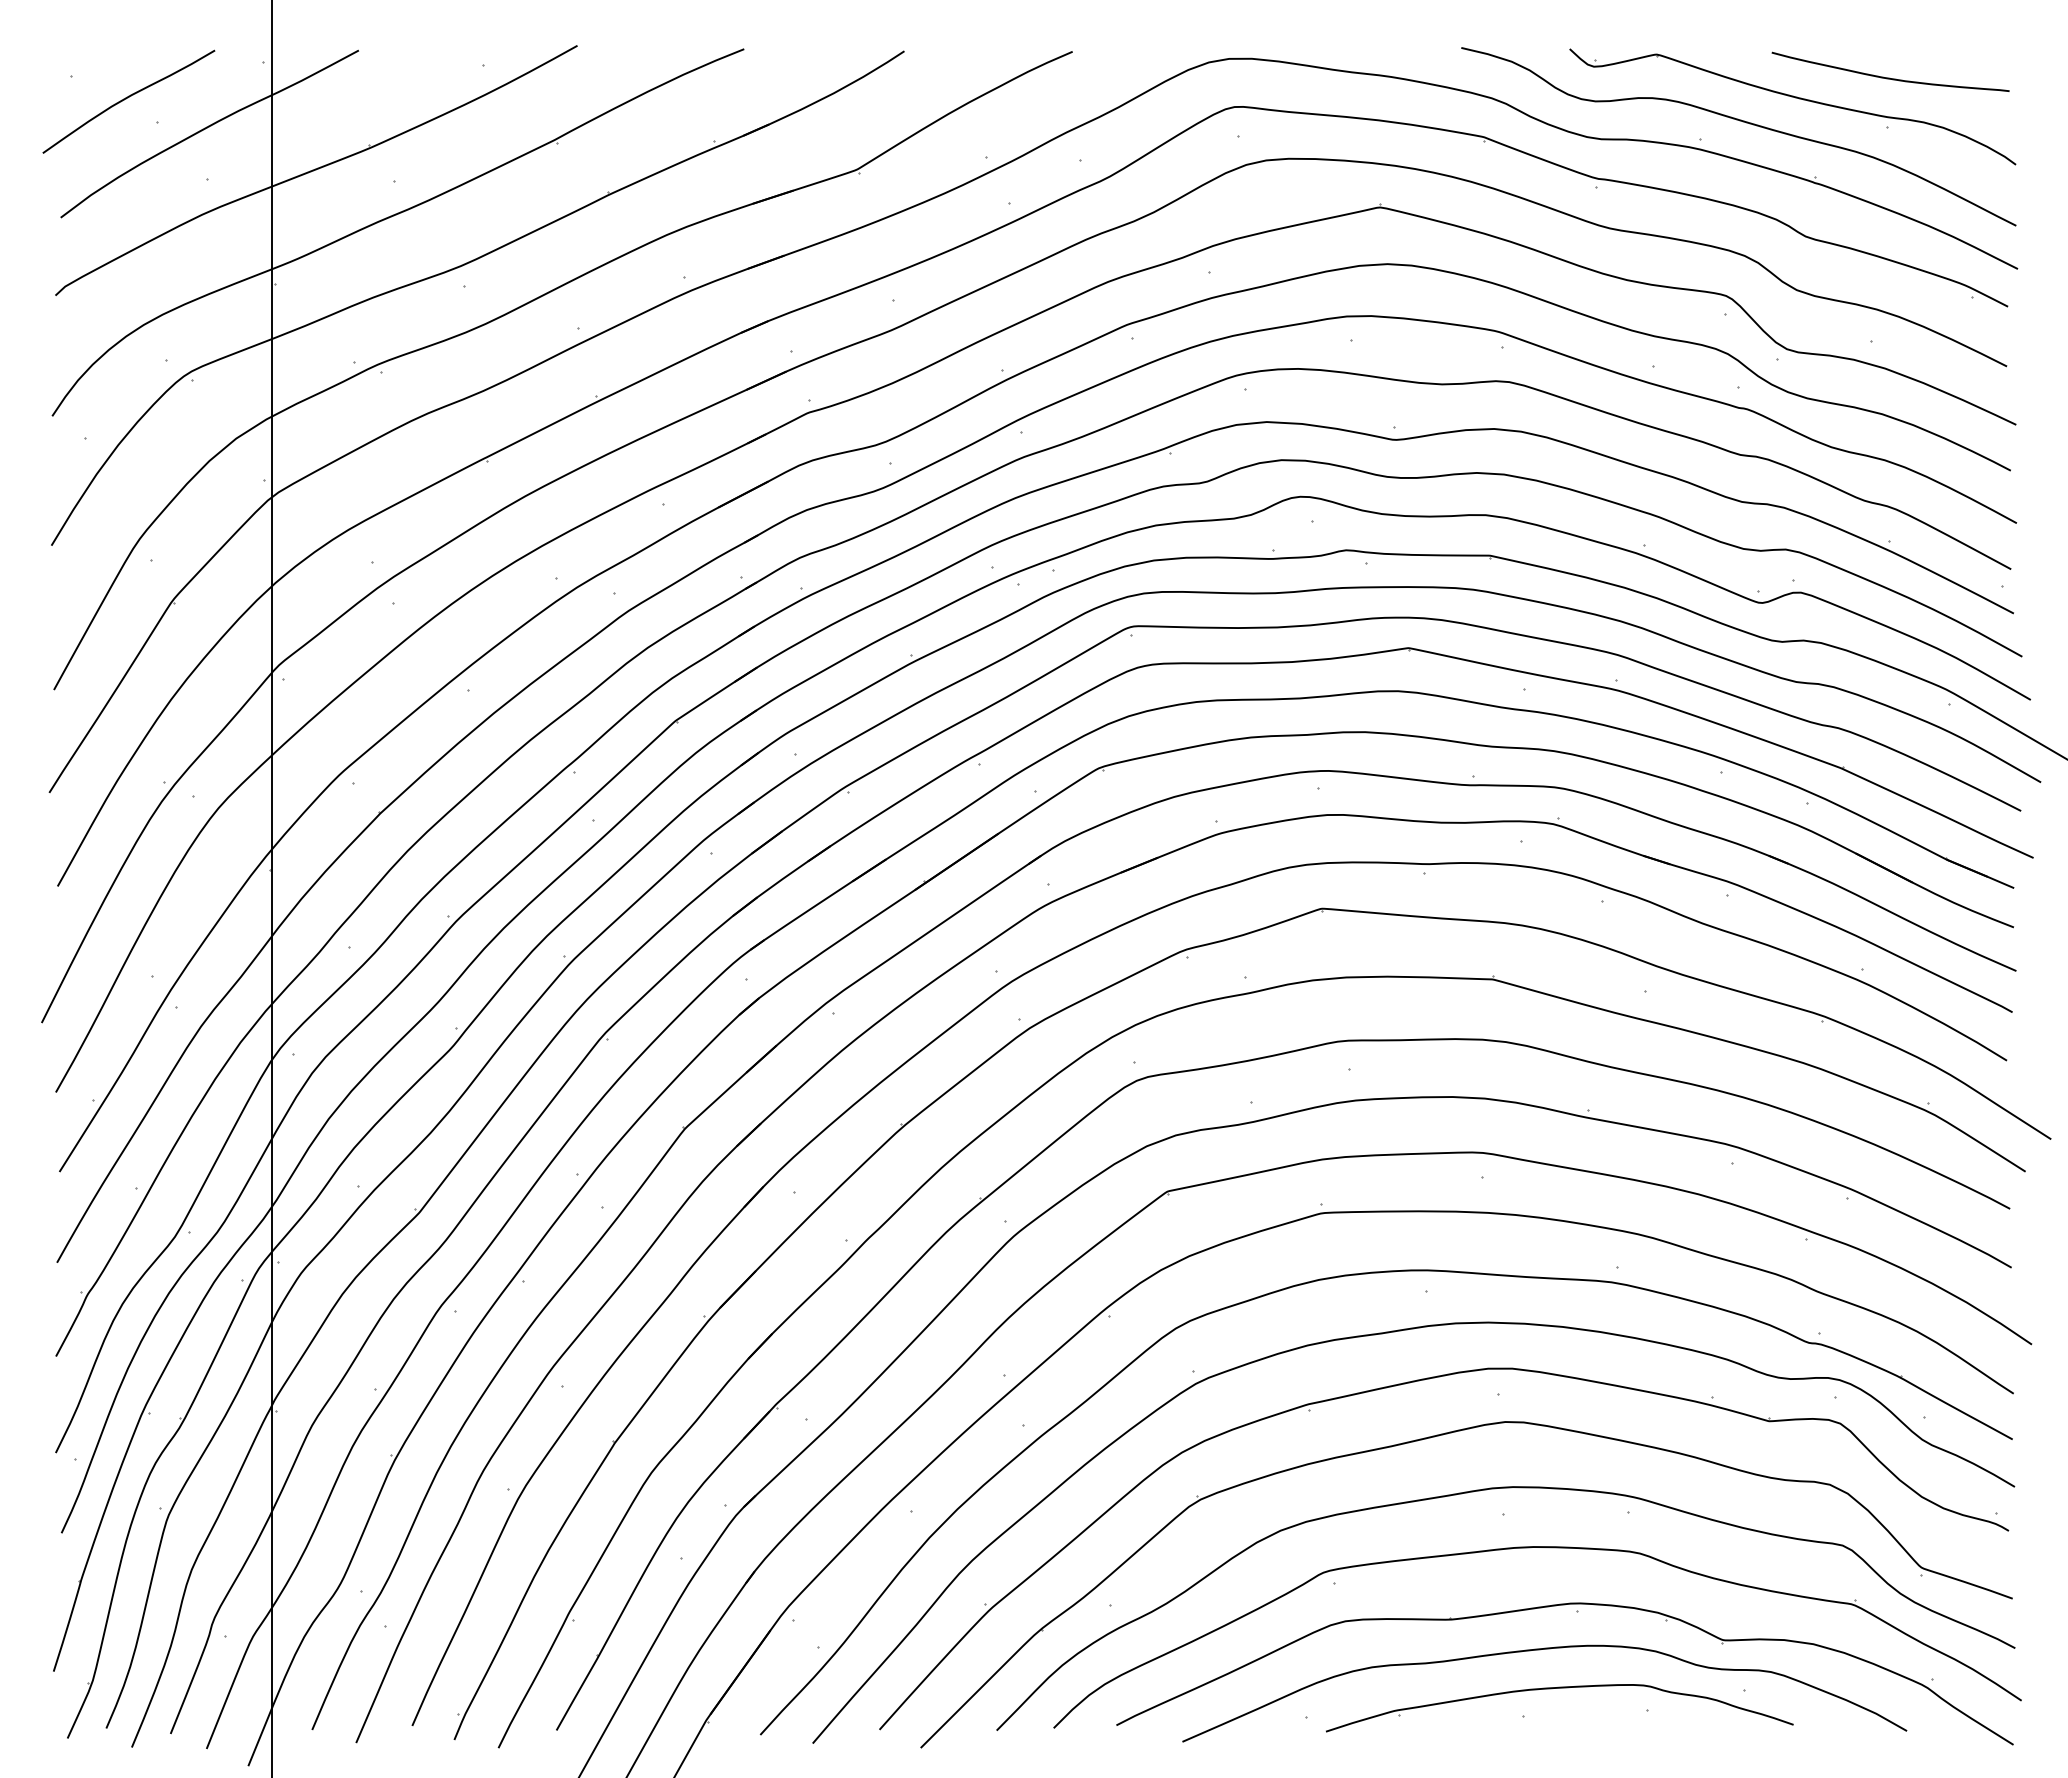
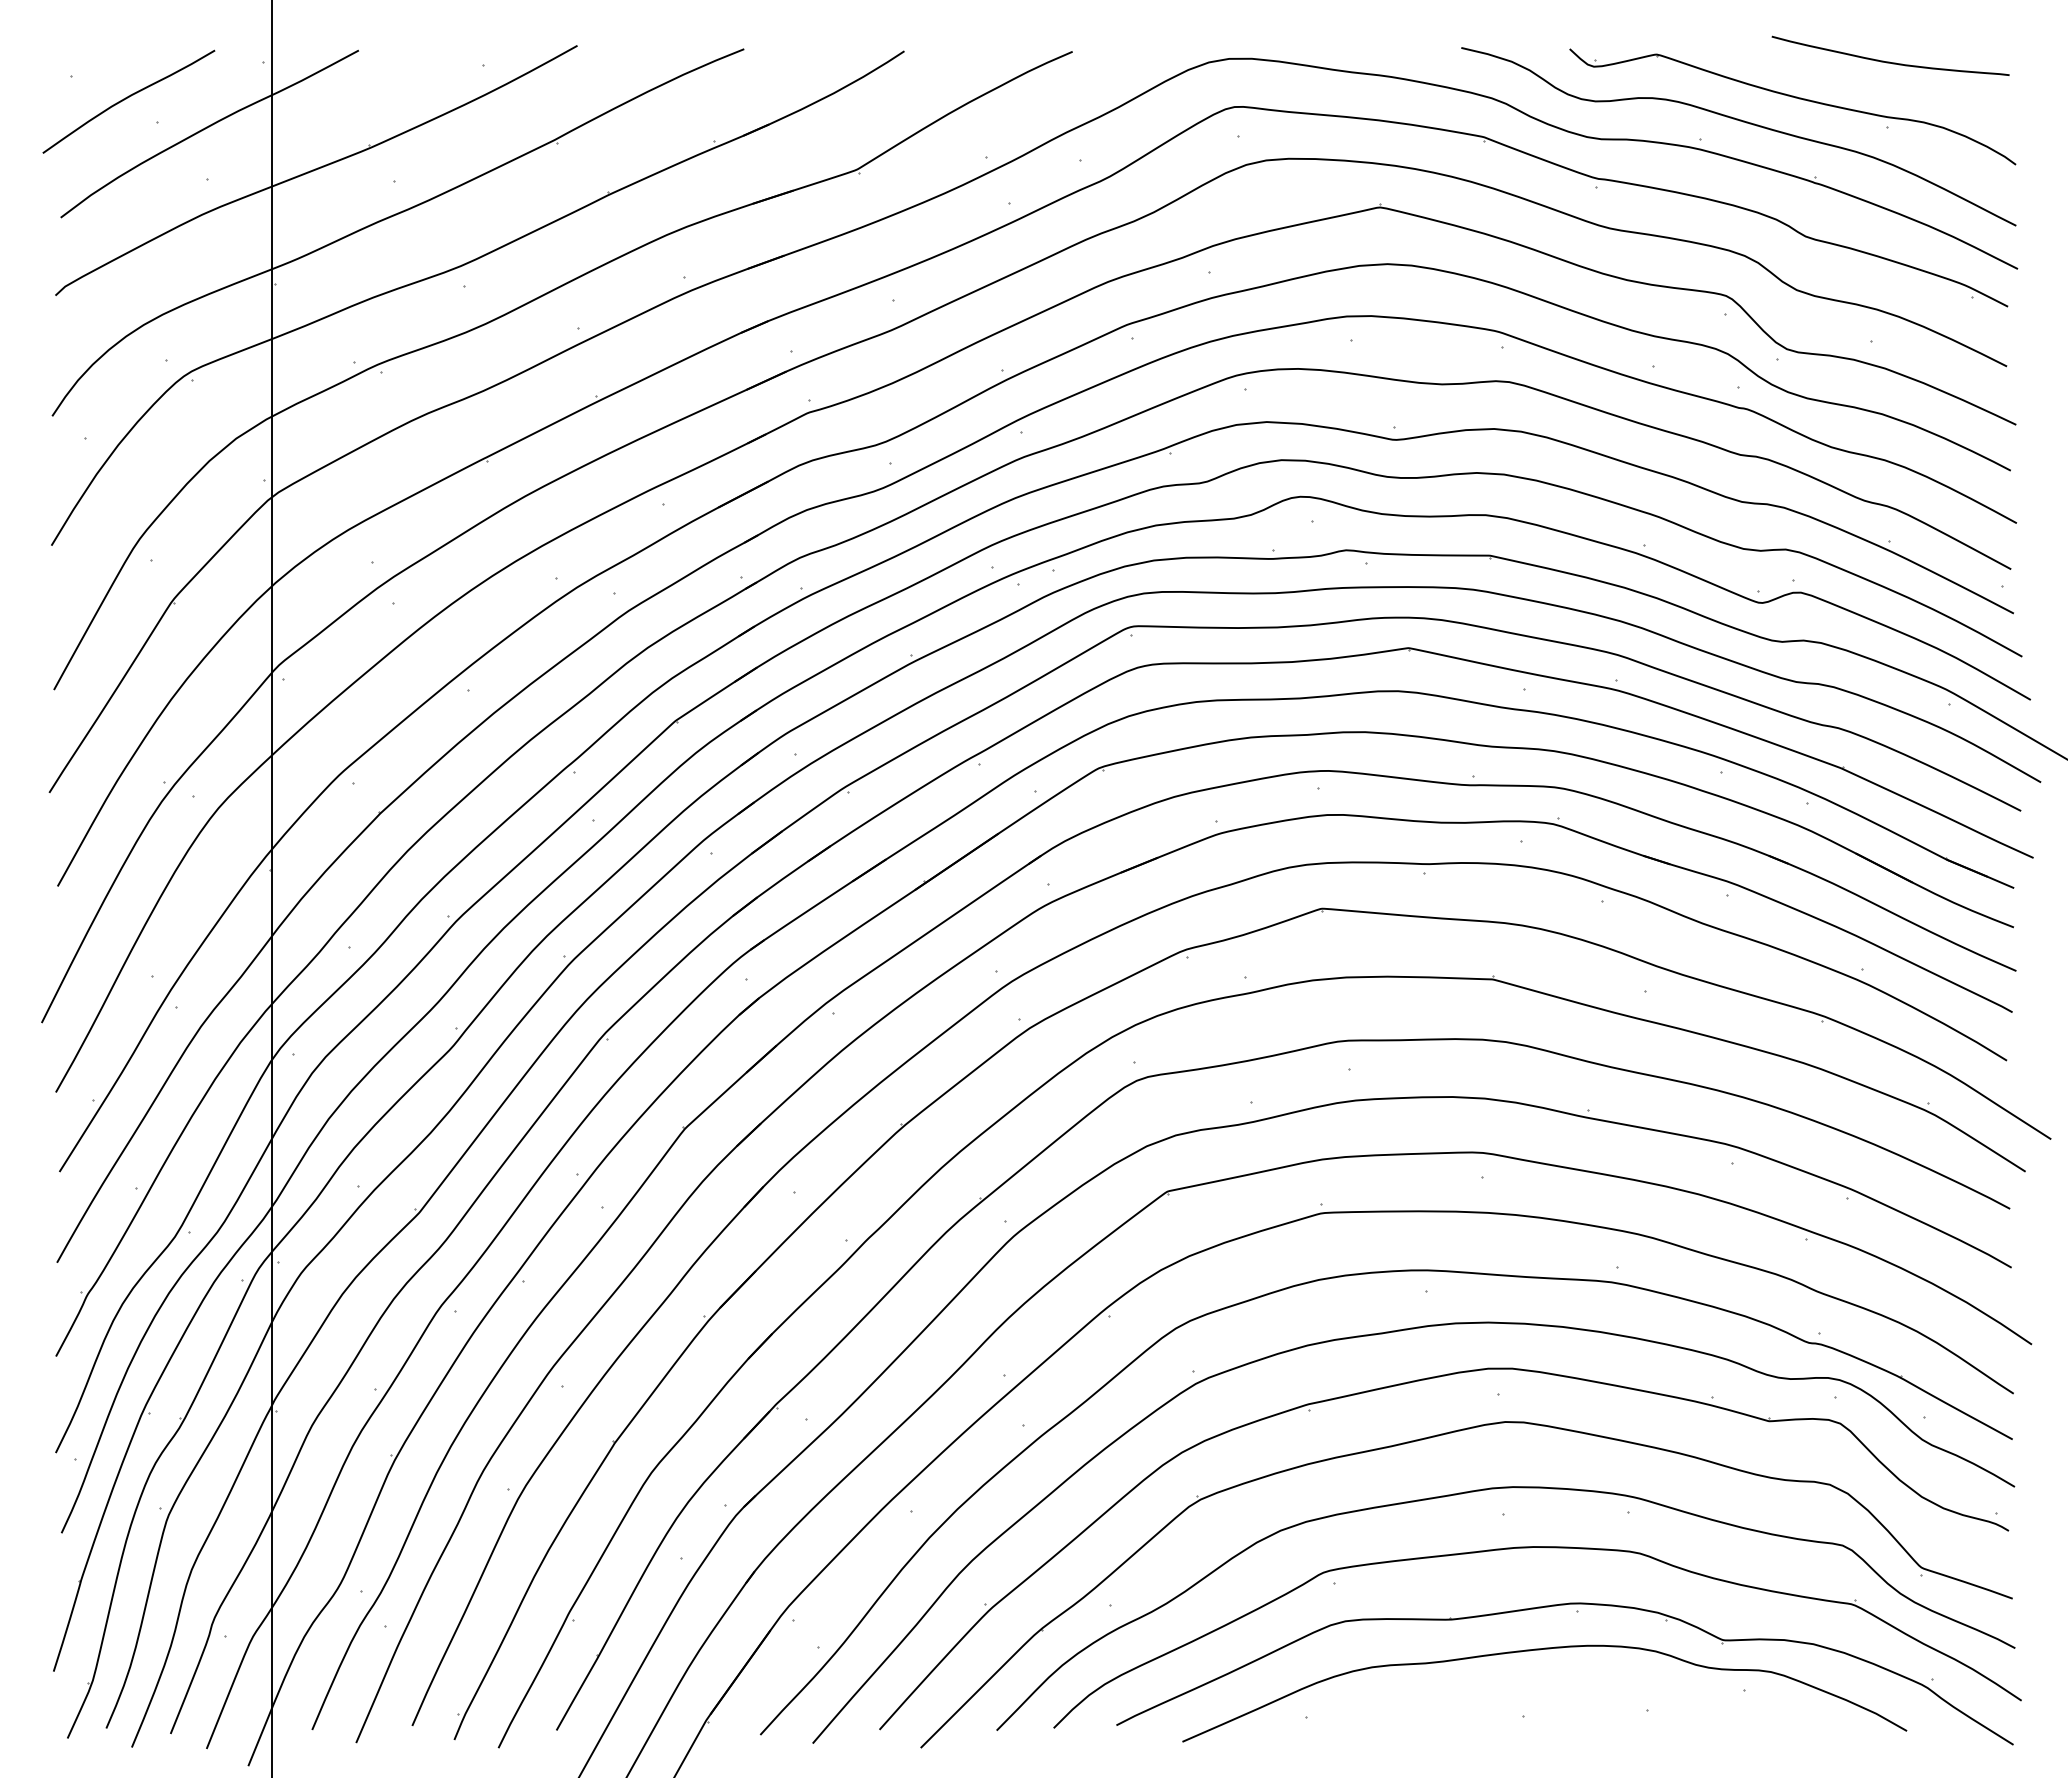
curve position: (1889, 77) -> (1889, 61) (1889, 61)
part: present -> none (1559, 1688)
